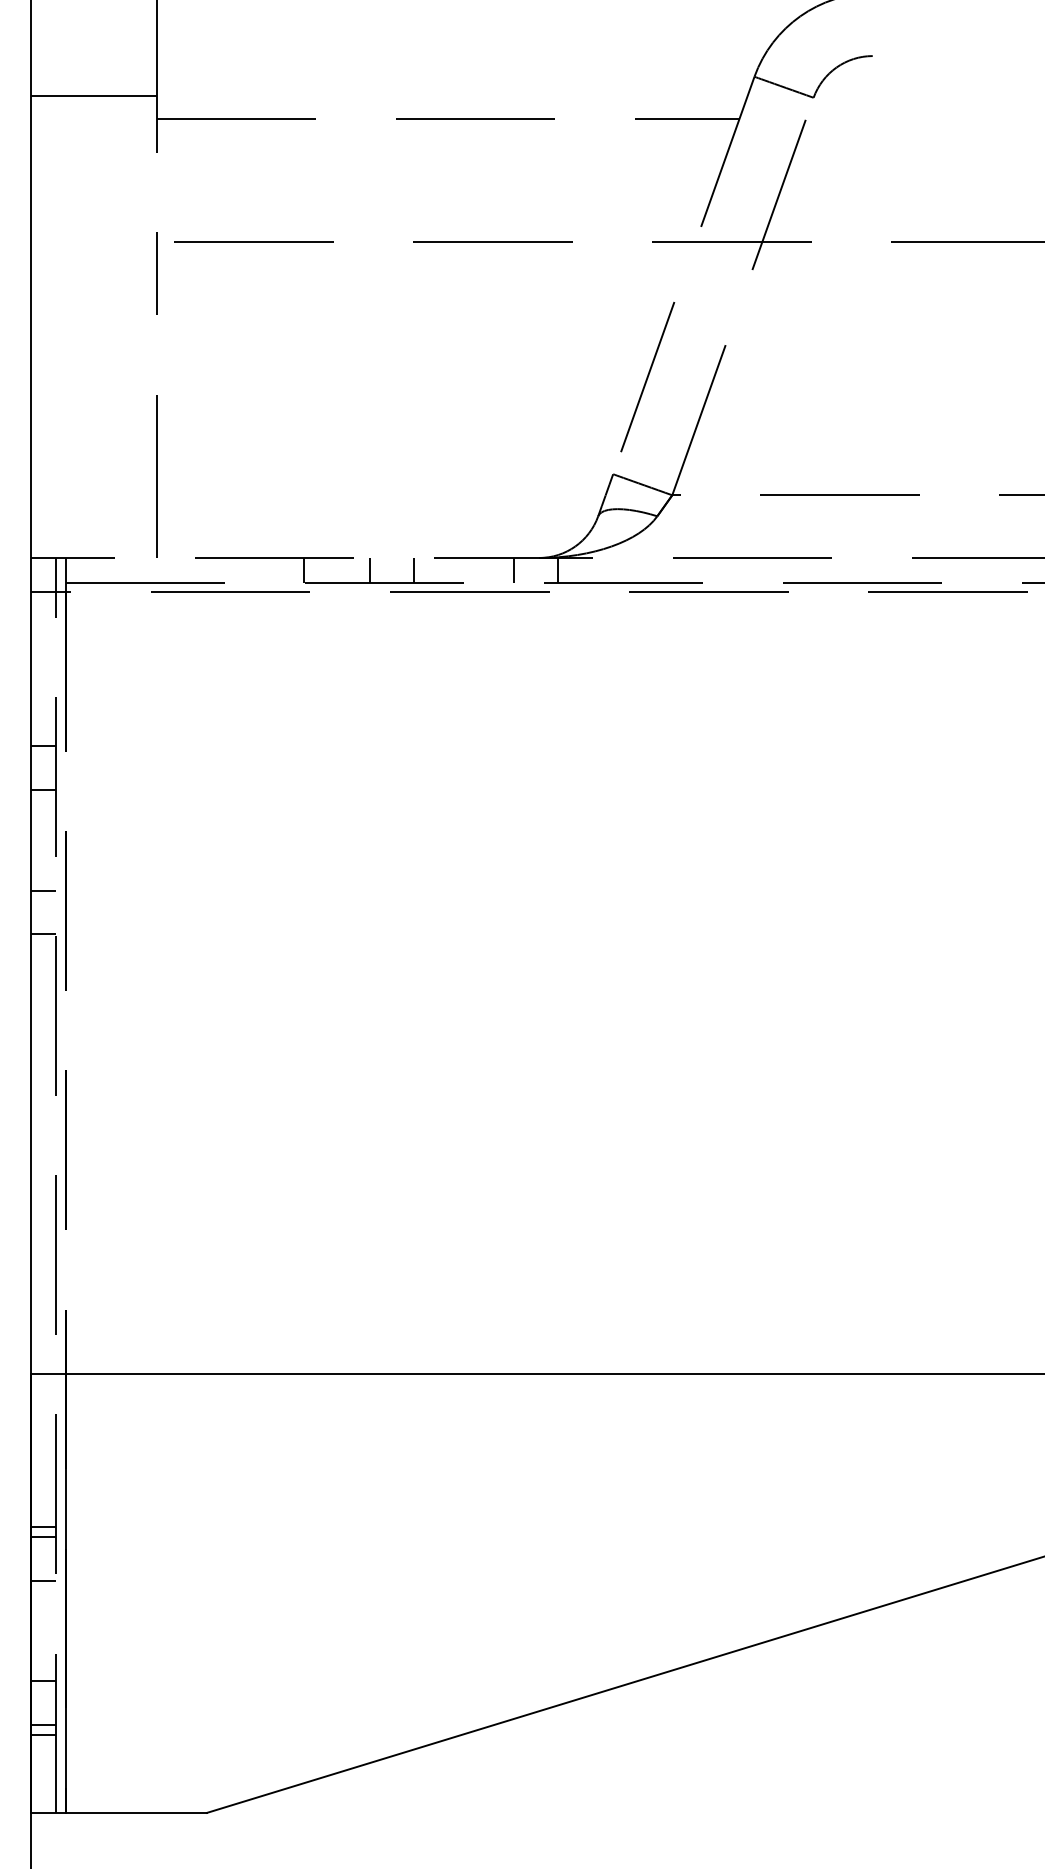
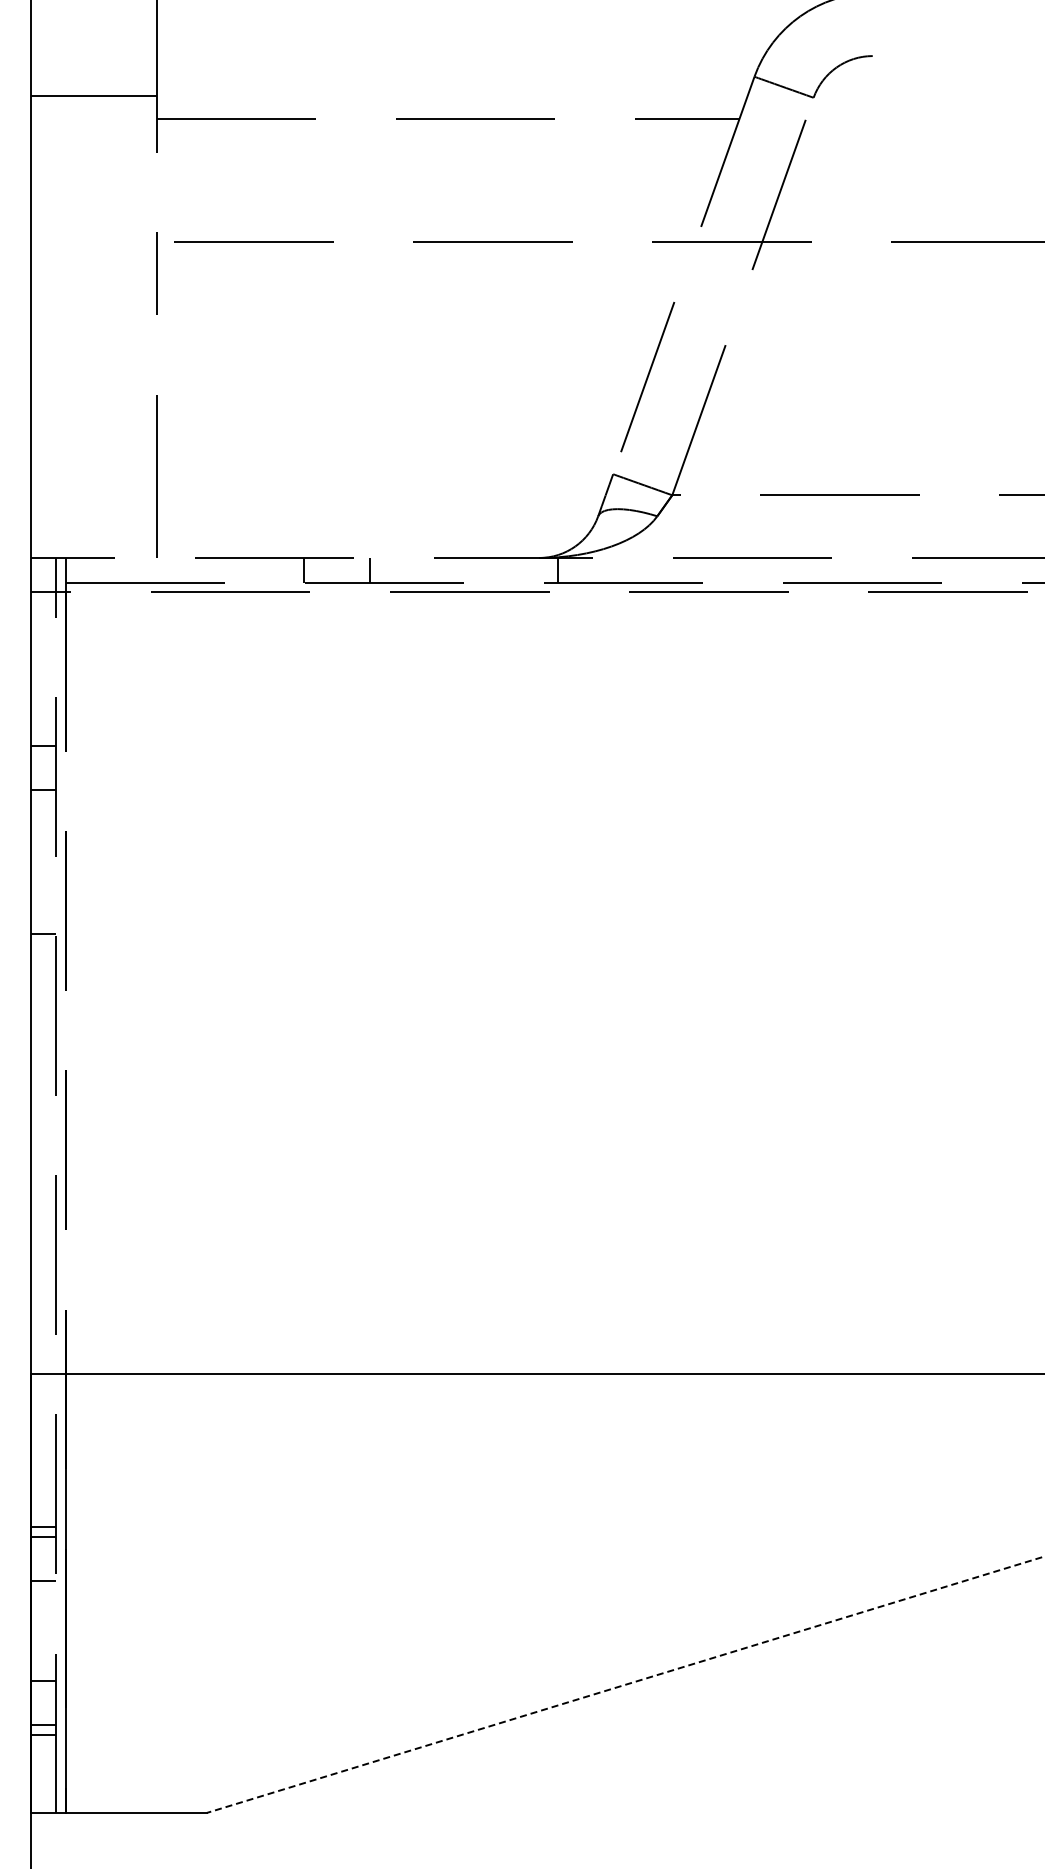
line: present -> none (413, 570)
line: present -> none (514, 570)
line: present -> none (43, 890)
line: solid -> dashed (625, 1684)
